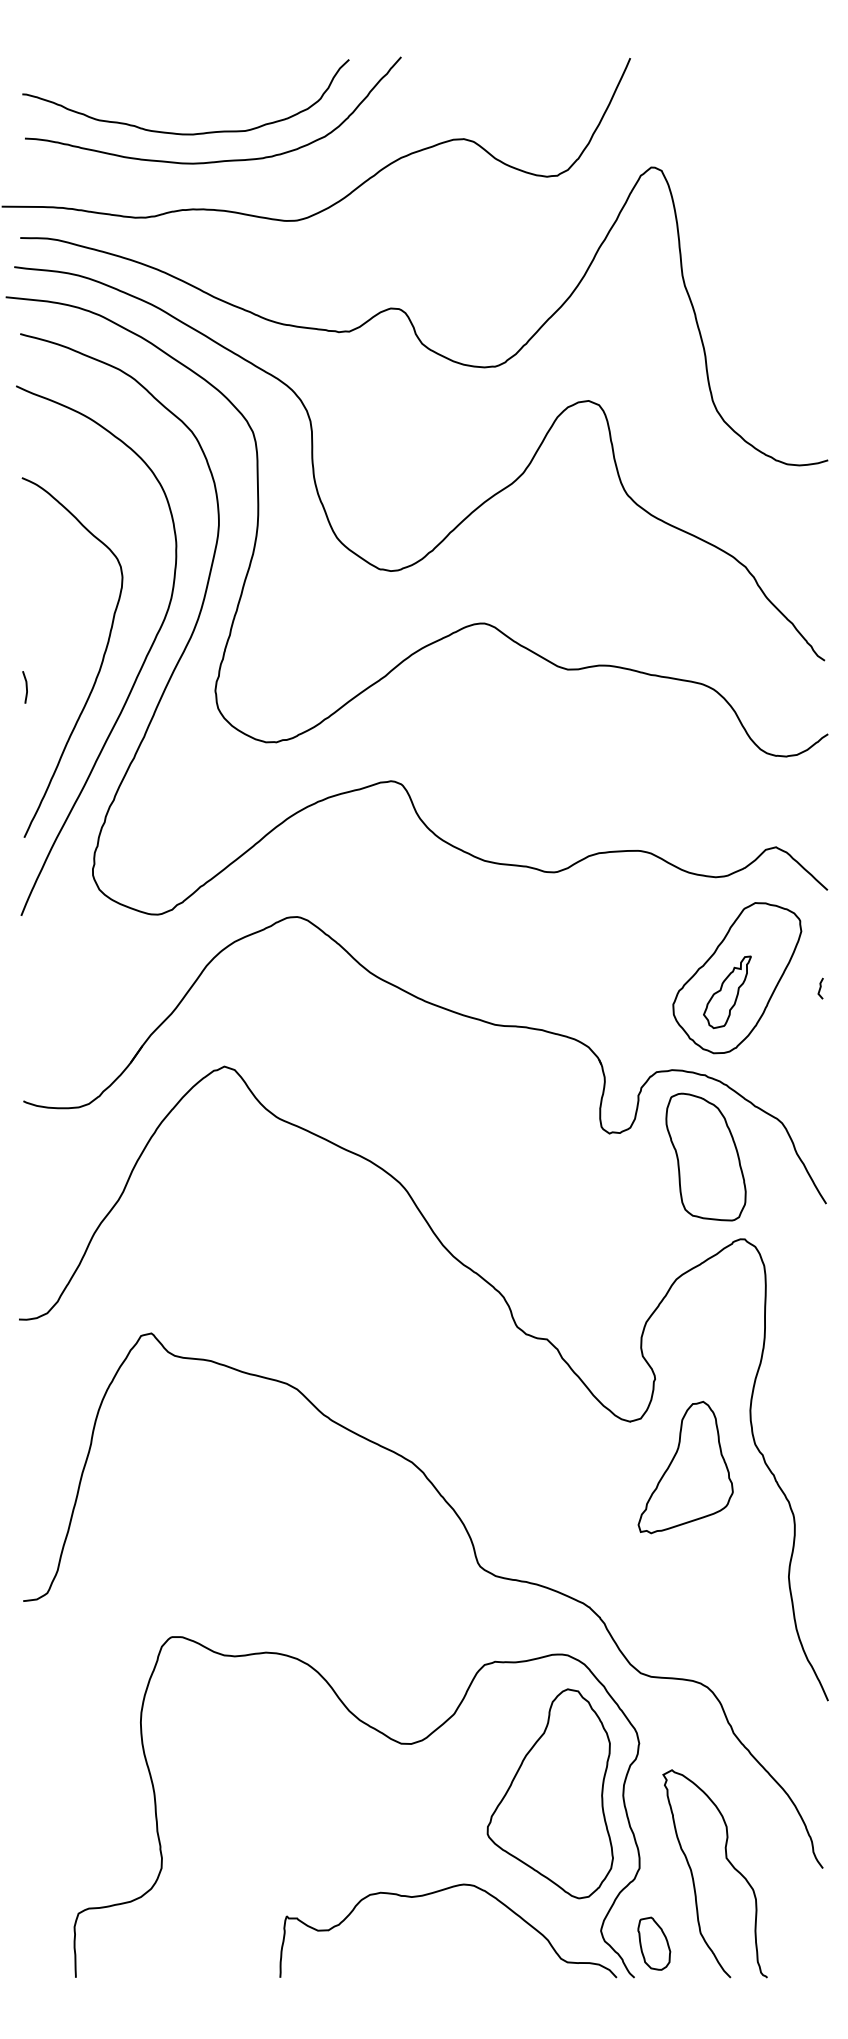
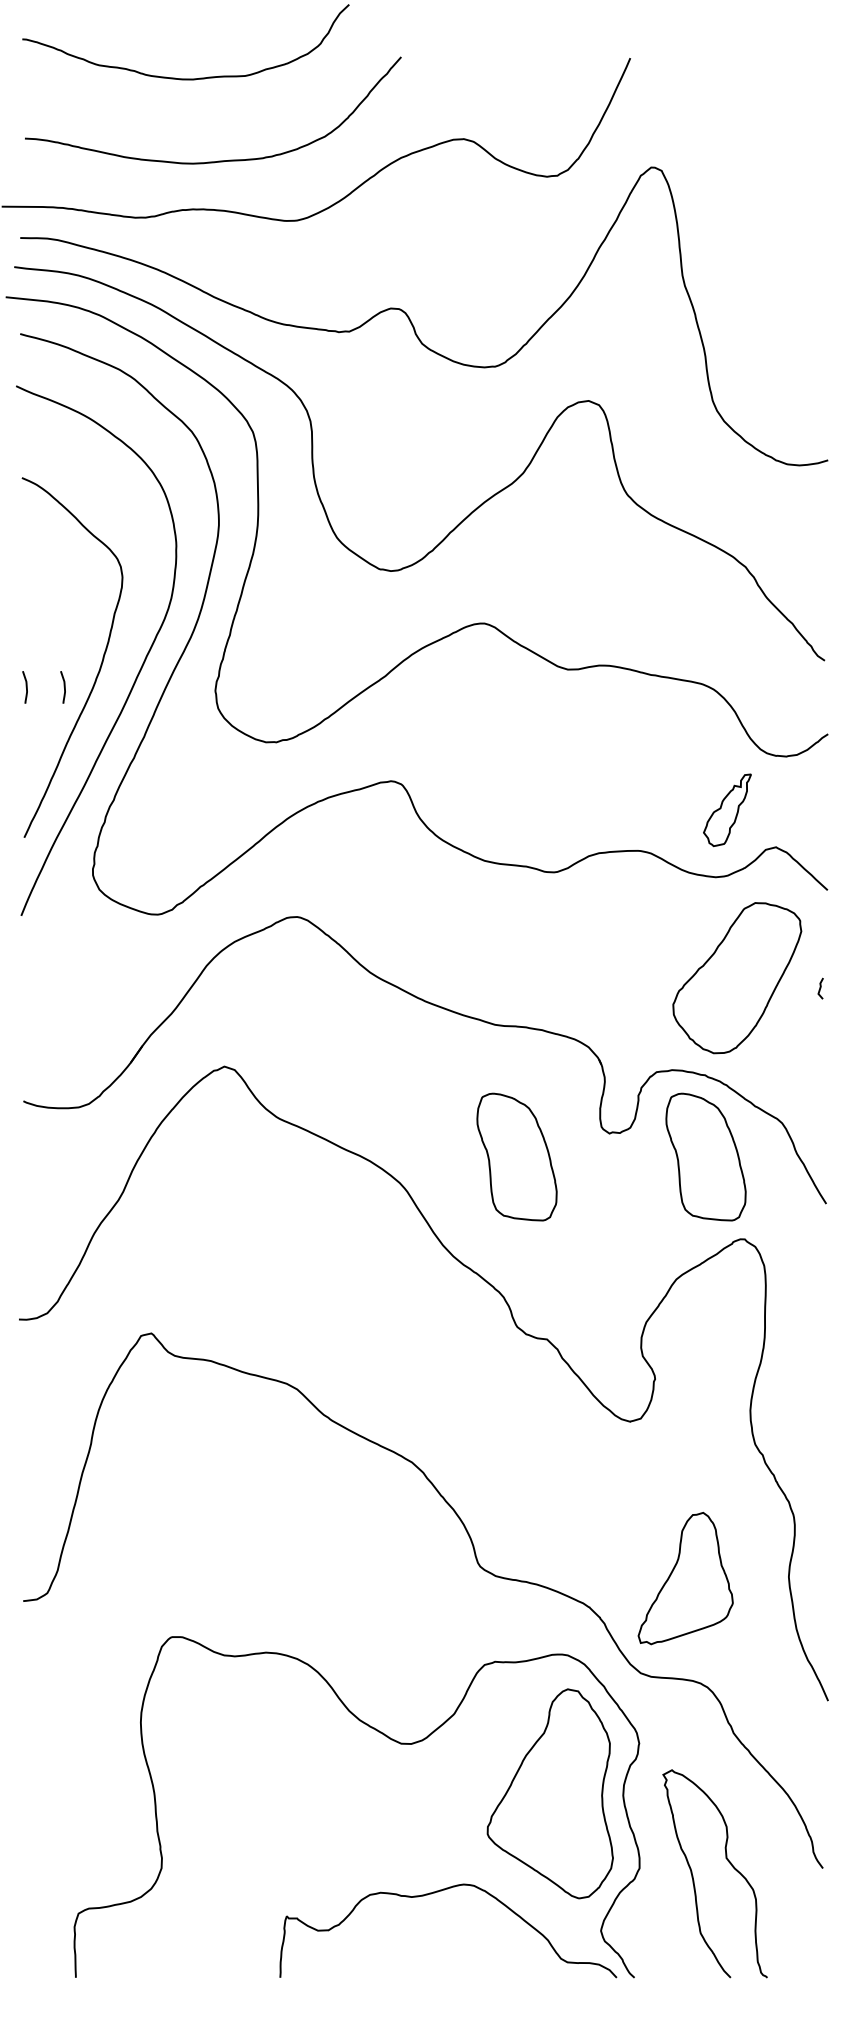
curve position: (185, 133) -> (185, 78) (185, 78)
curve: none -> present (63, 687)
part position: (727, 992) -> (727, 810) (727, 810)
part: none -> present (516, 1156)
part position: (685, 1467) -> (685, 1578) (685, 1578)
part: present -> none (654, 1943)
